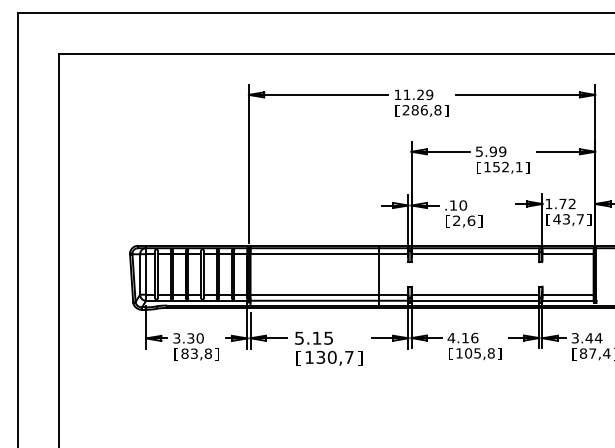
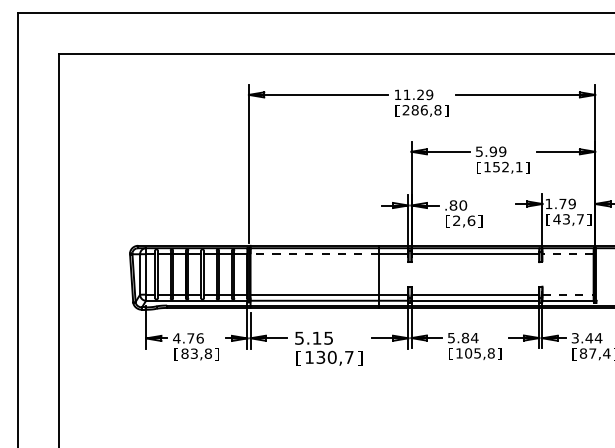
text: 1.72 -> 1.79 (571, 203)
text: .10 -> .80 (453, 205)
line: solid -> dashed (314, 254)
line: solid -> dashed (568, 254)
line: solid -> dashed (568, 294)
text: 4.16 -> 5.84 (462, 337)
text: 3.30 -> 4.76 (188, 338)
